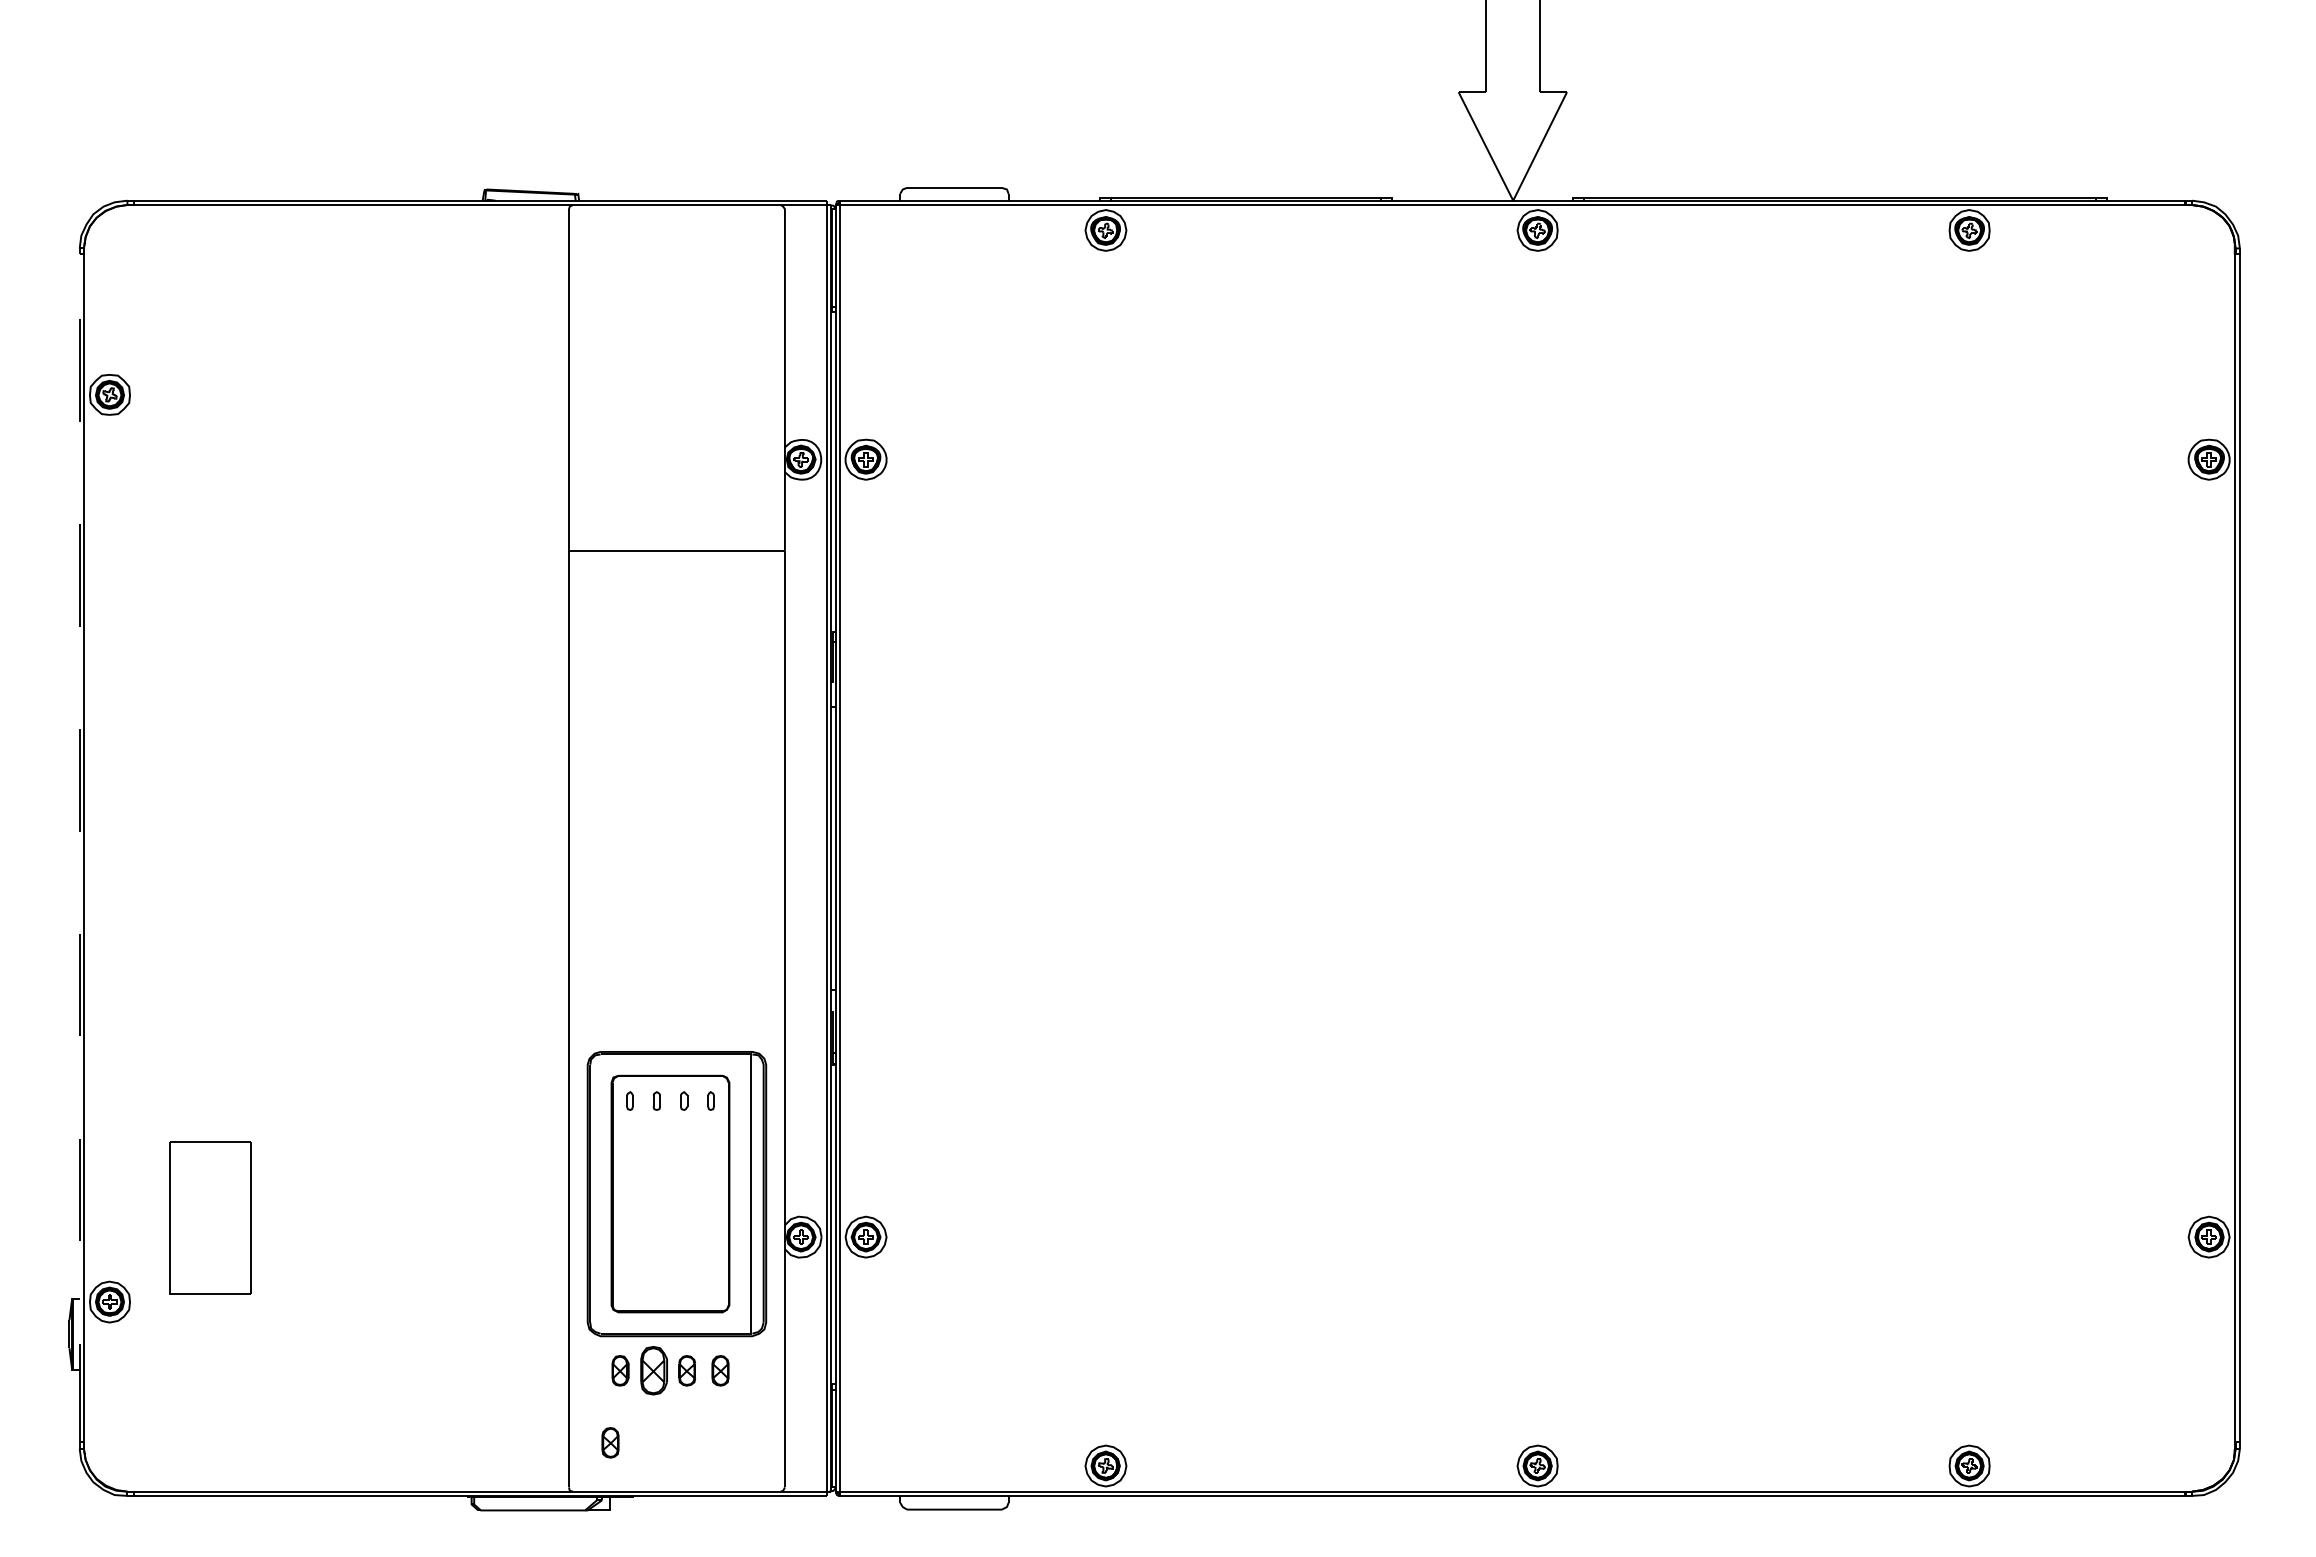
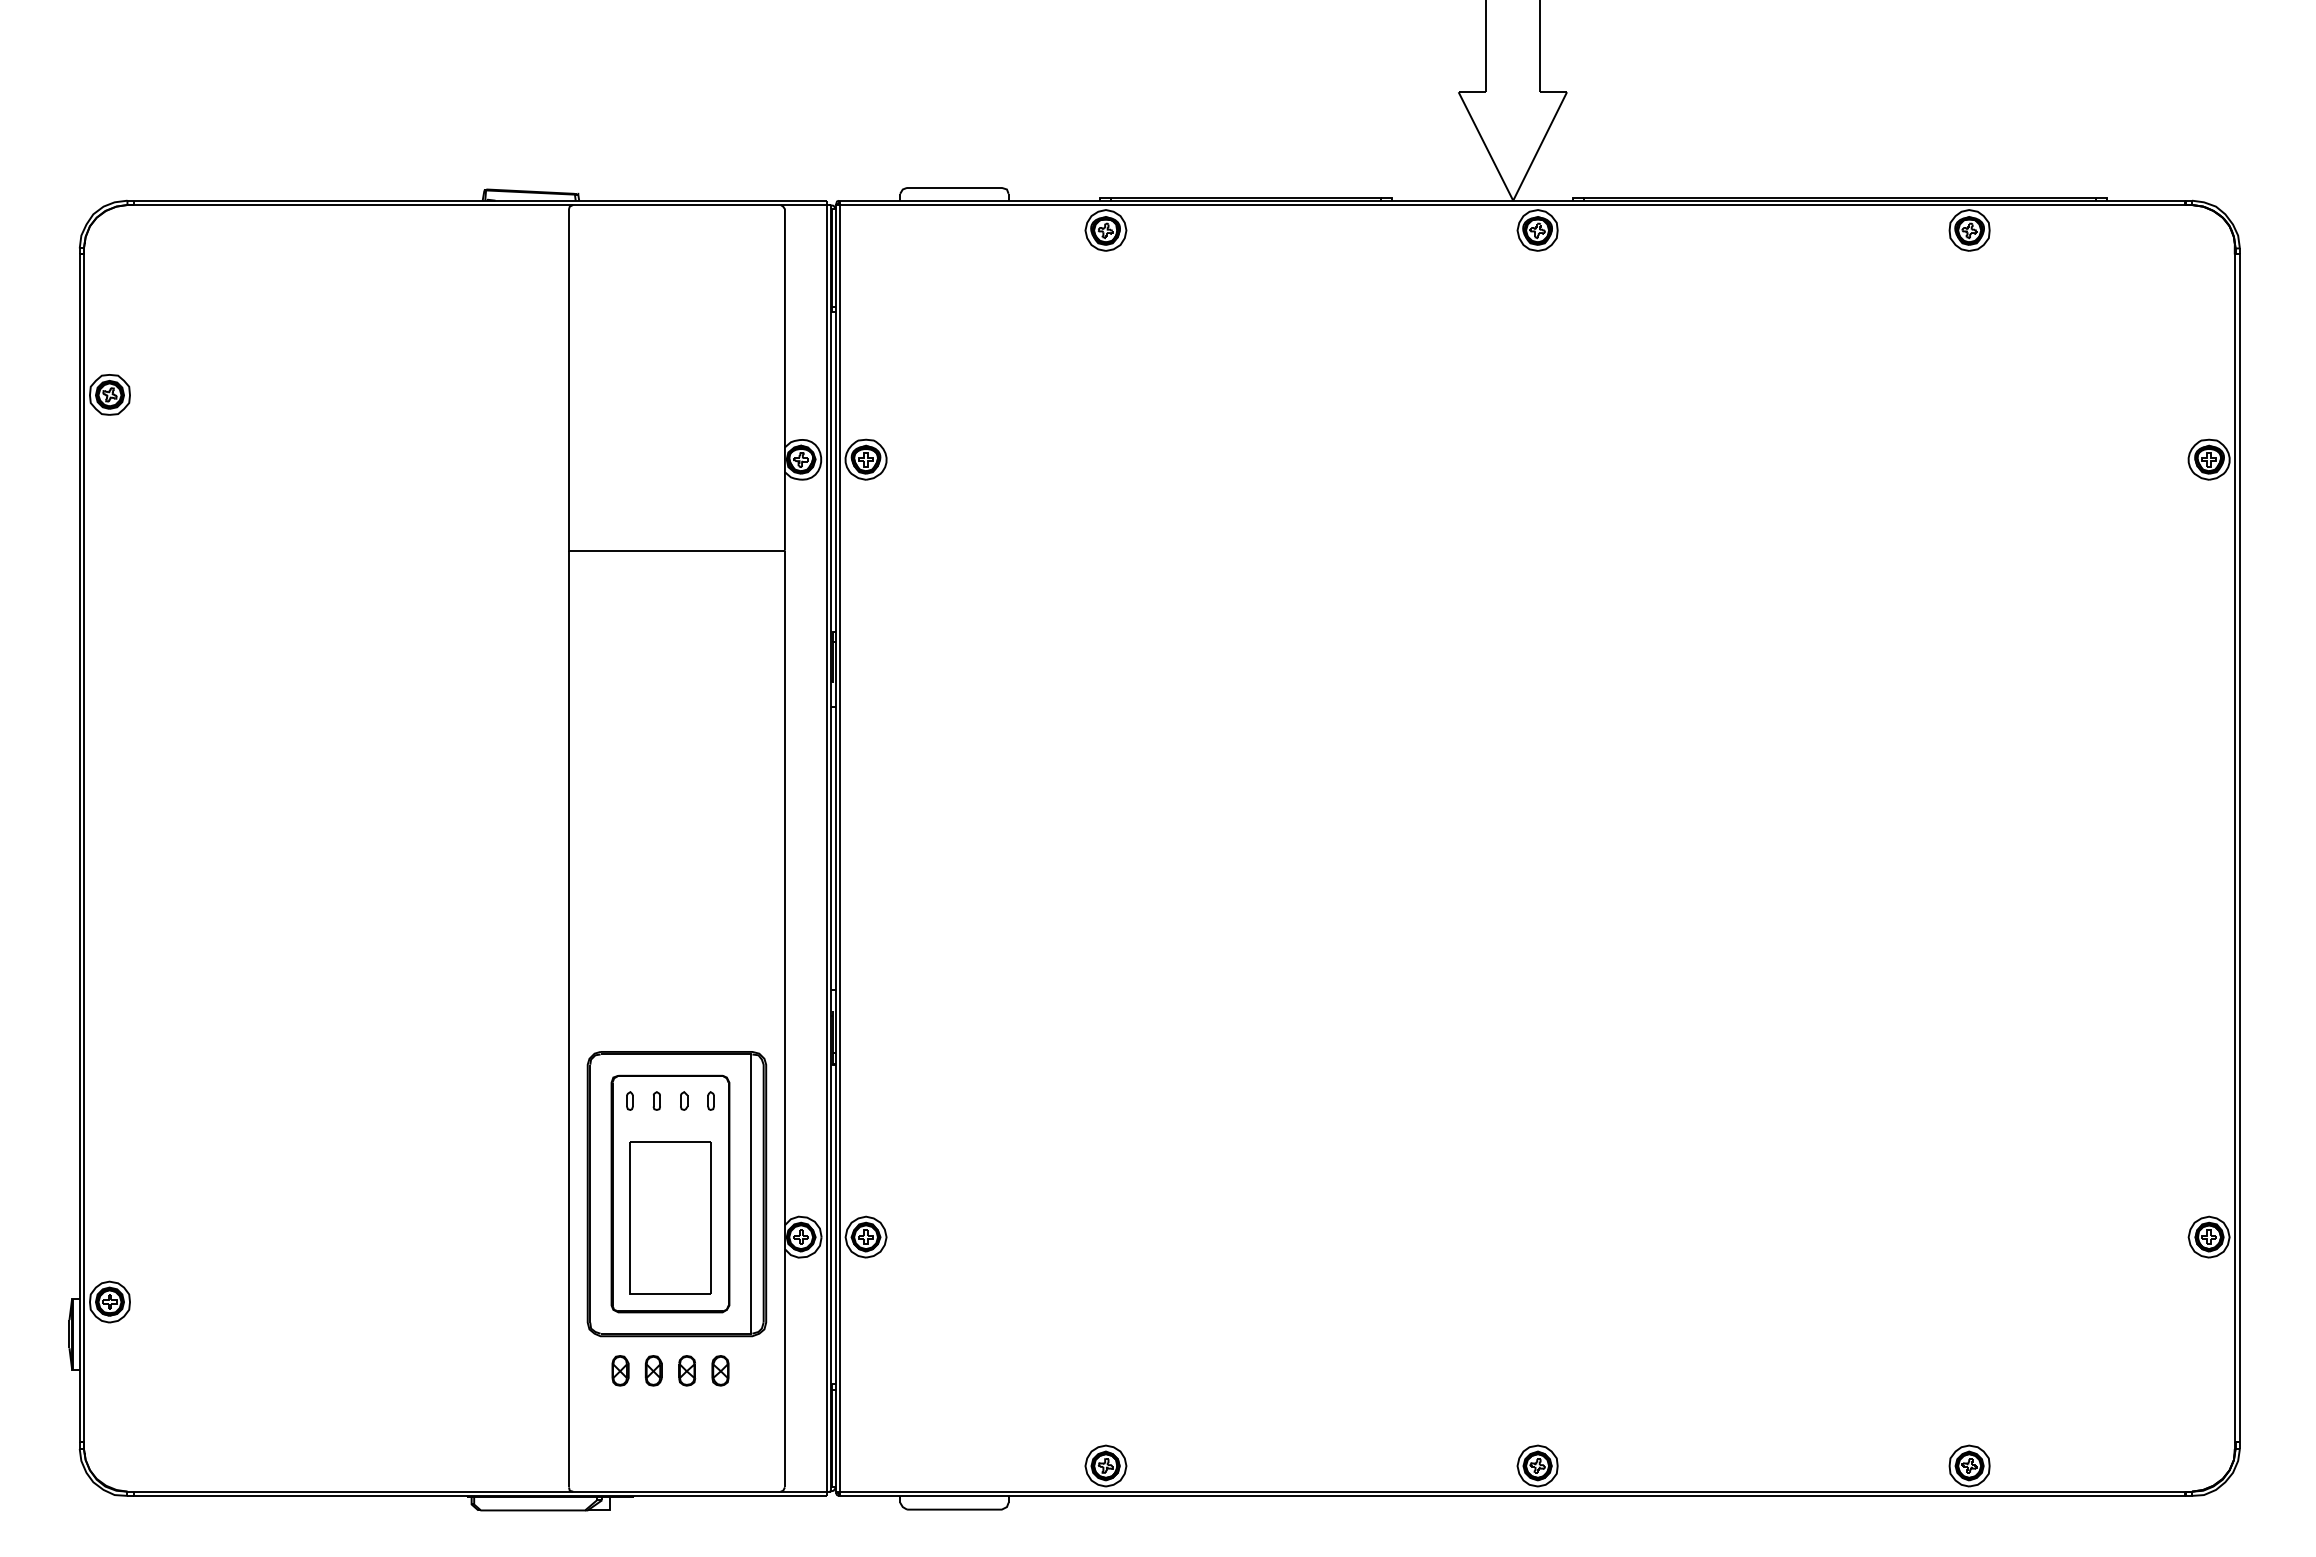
line: dashed -> solid (79, 848)
part position: (210, 1217) -> (670, 1217) (670, 1217)
part size: 28x50 px -> 19x32 px (653, 1370)
part: present -> none (610, 1442)
